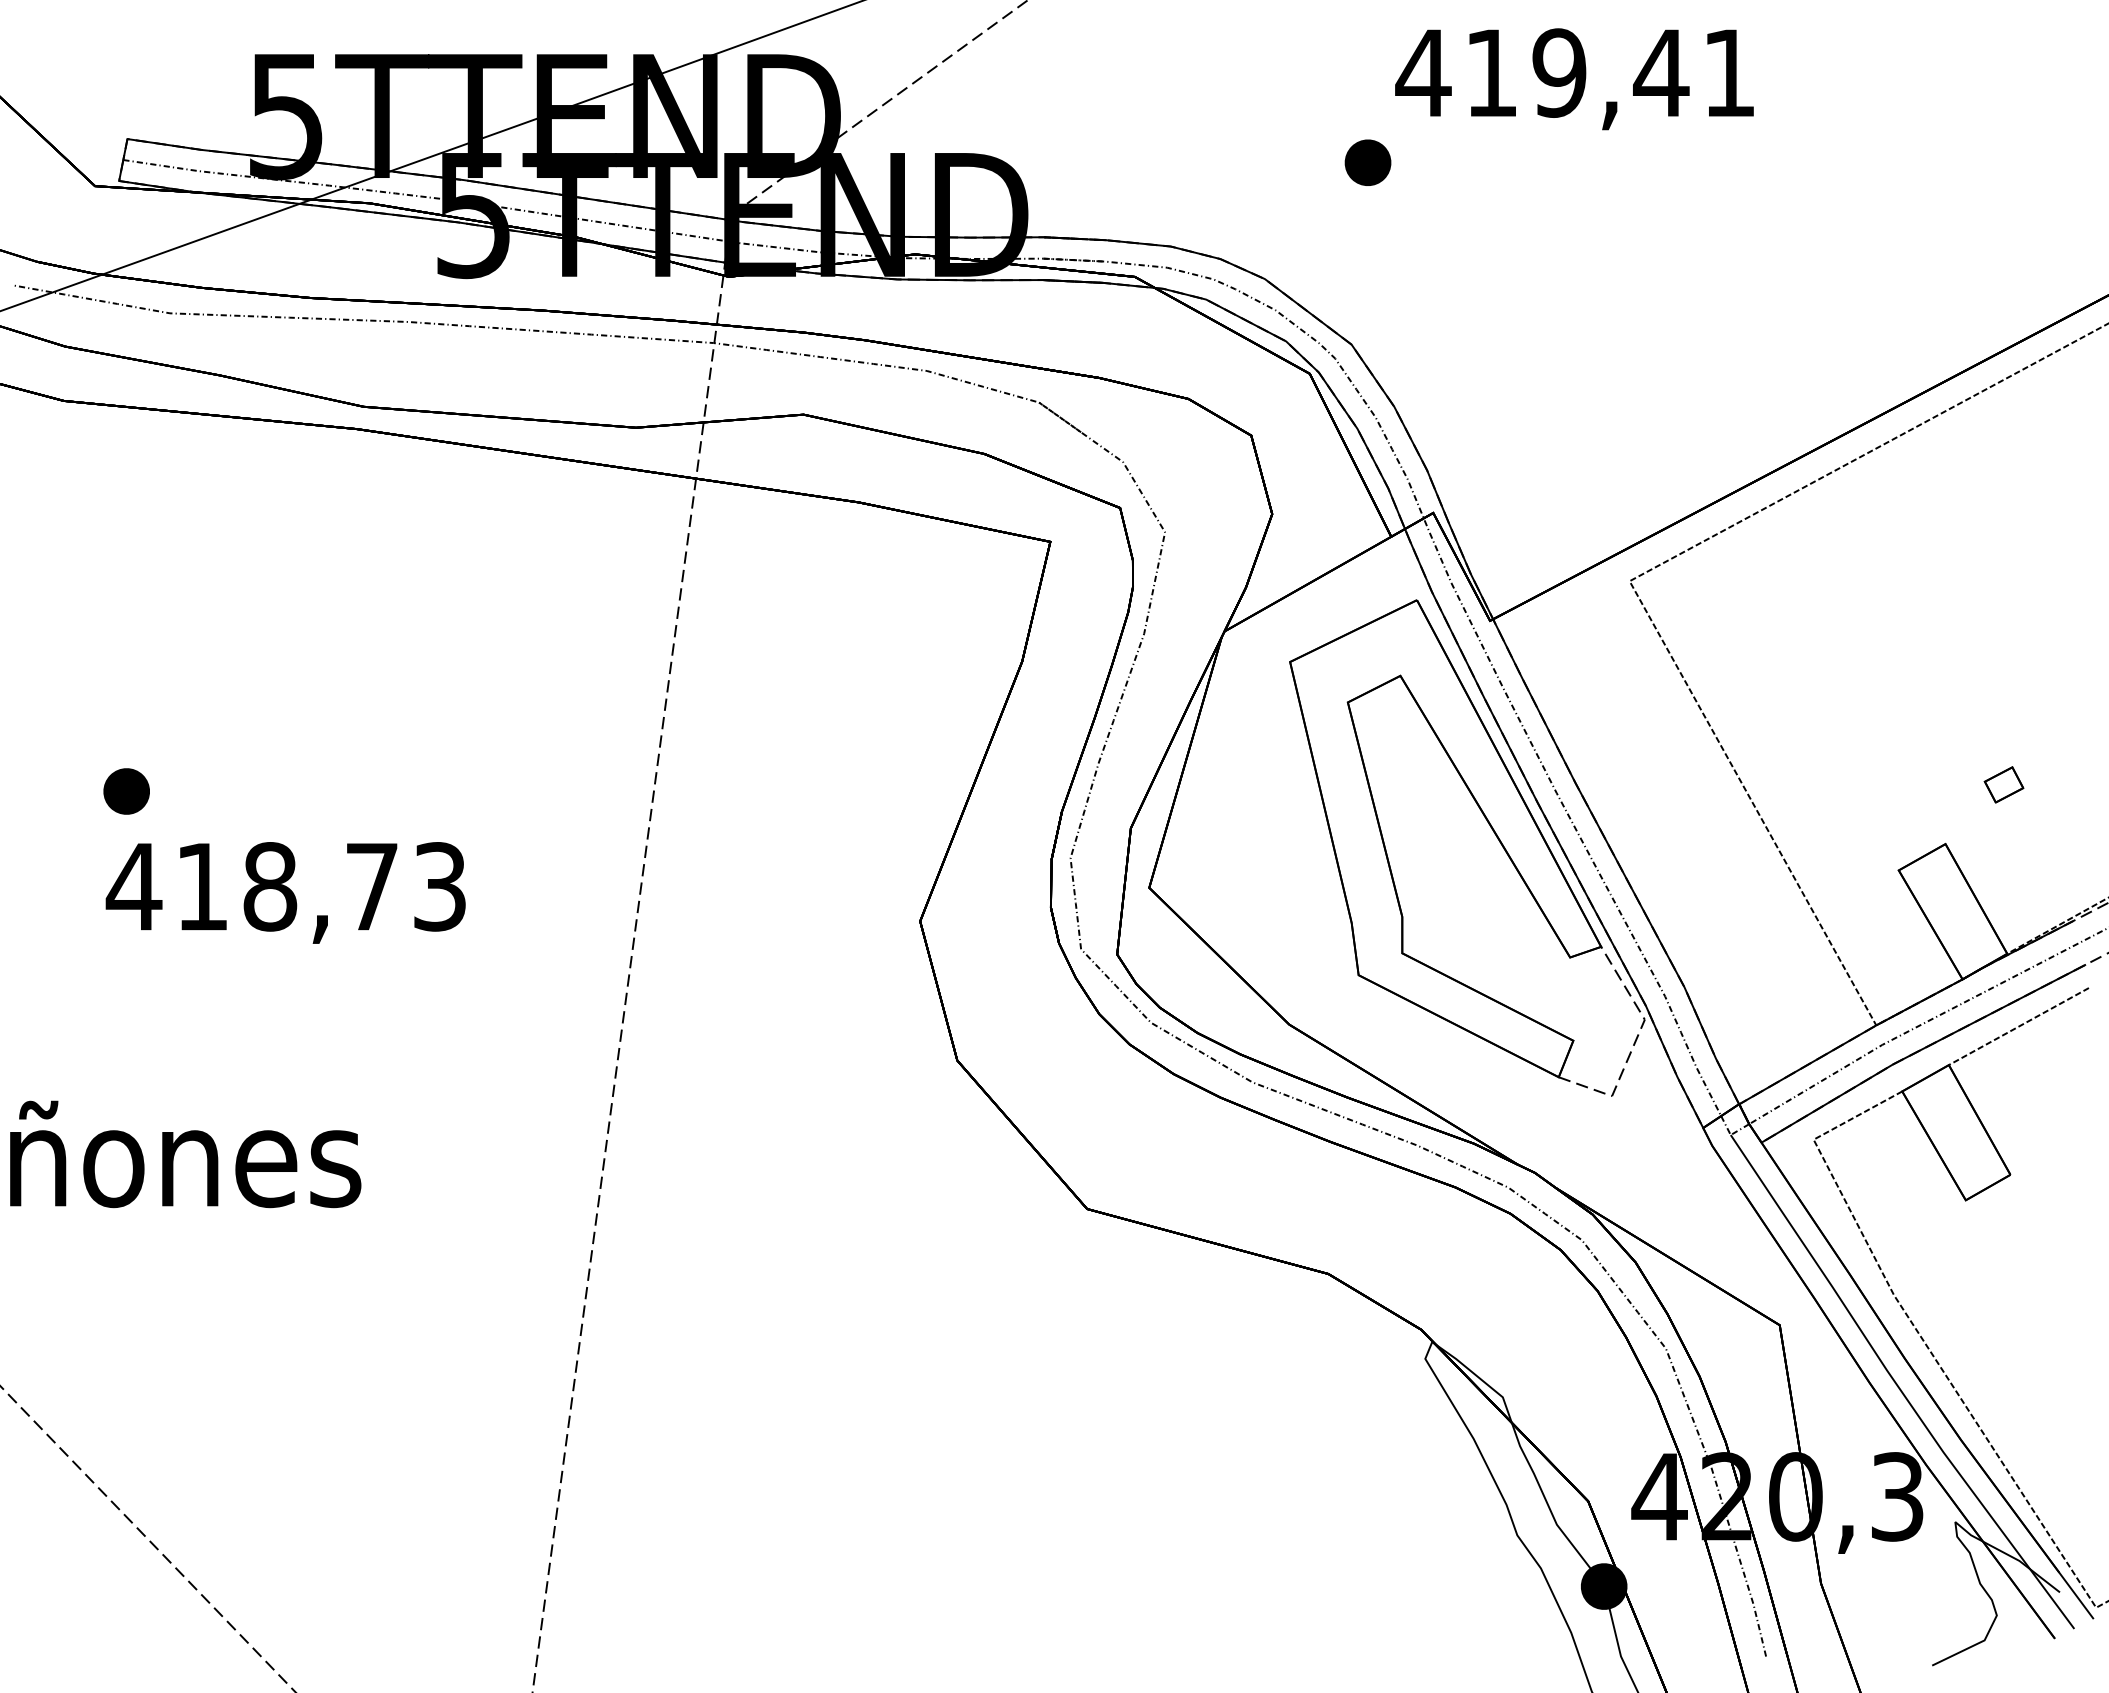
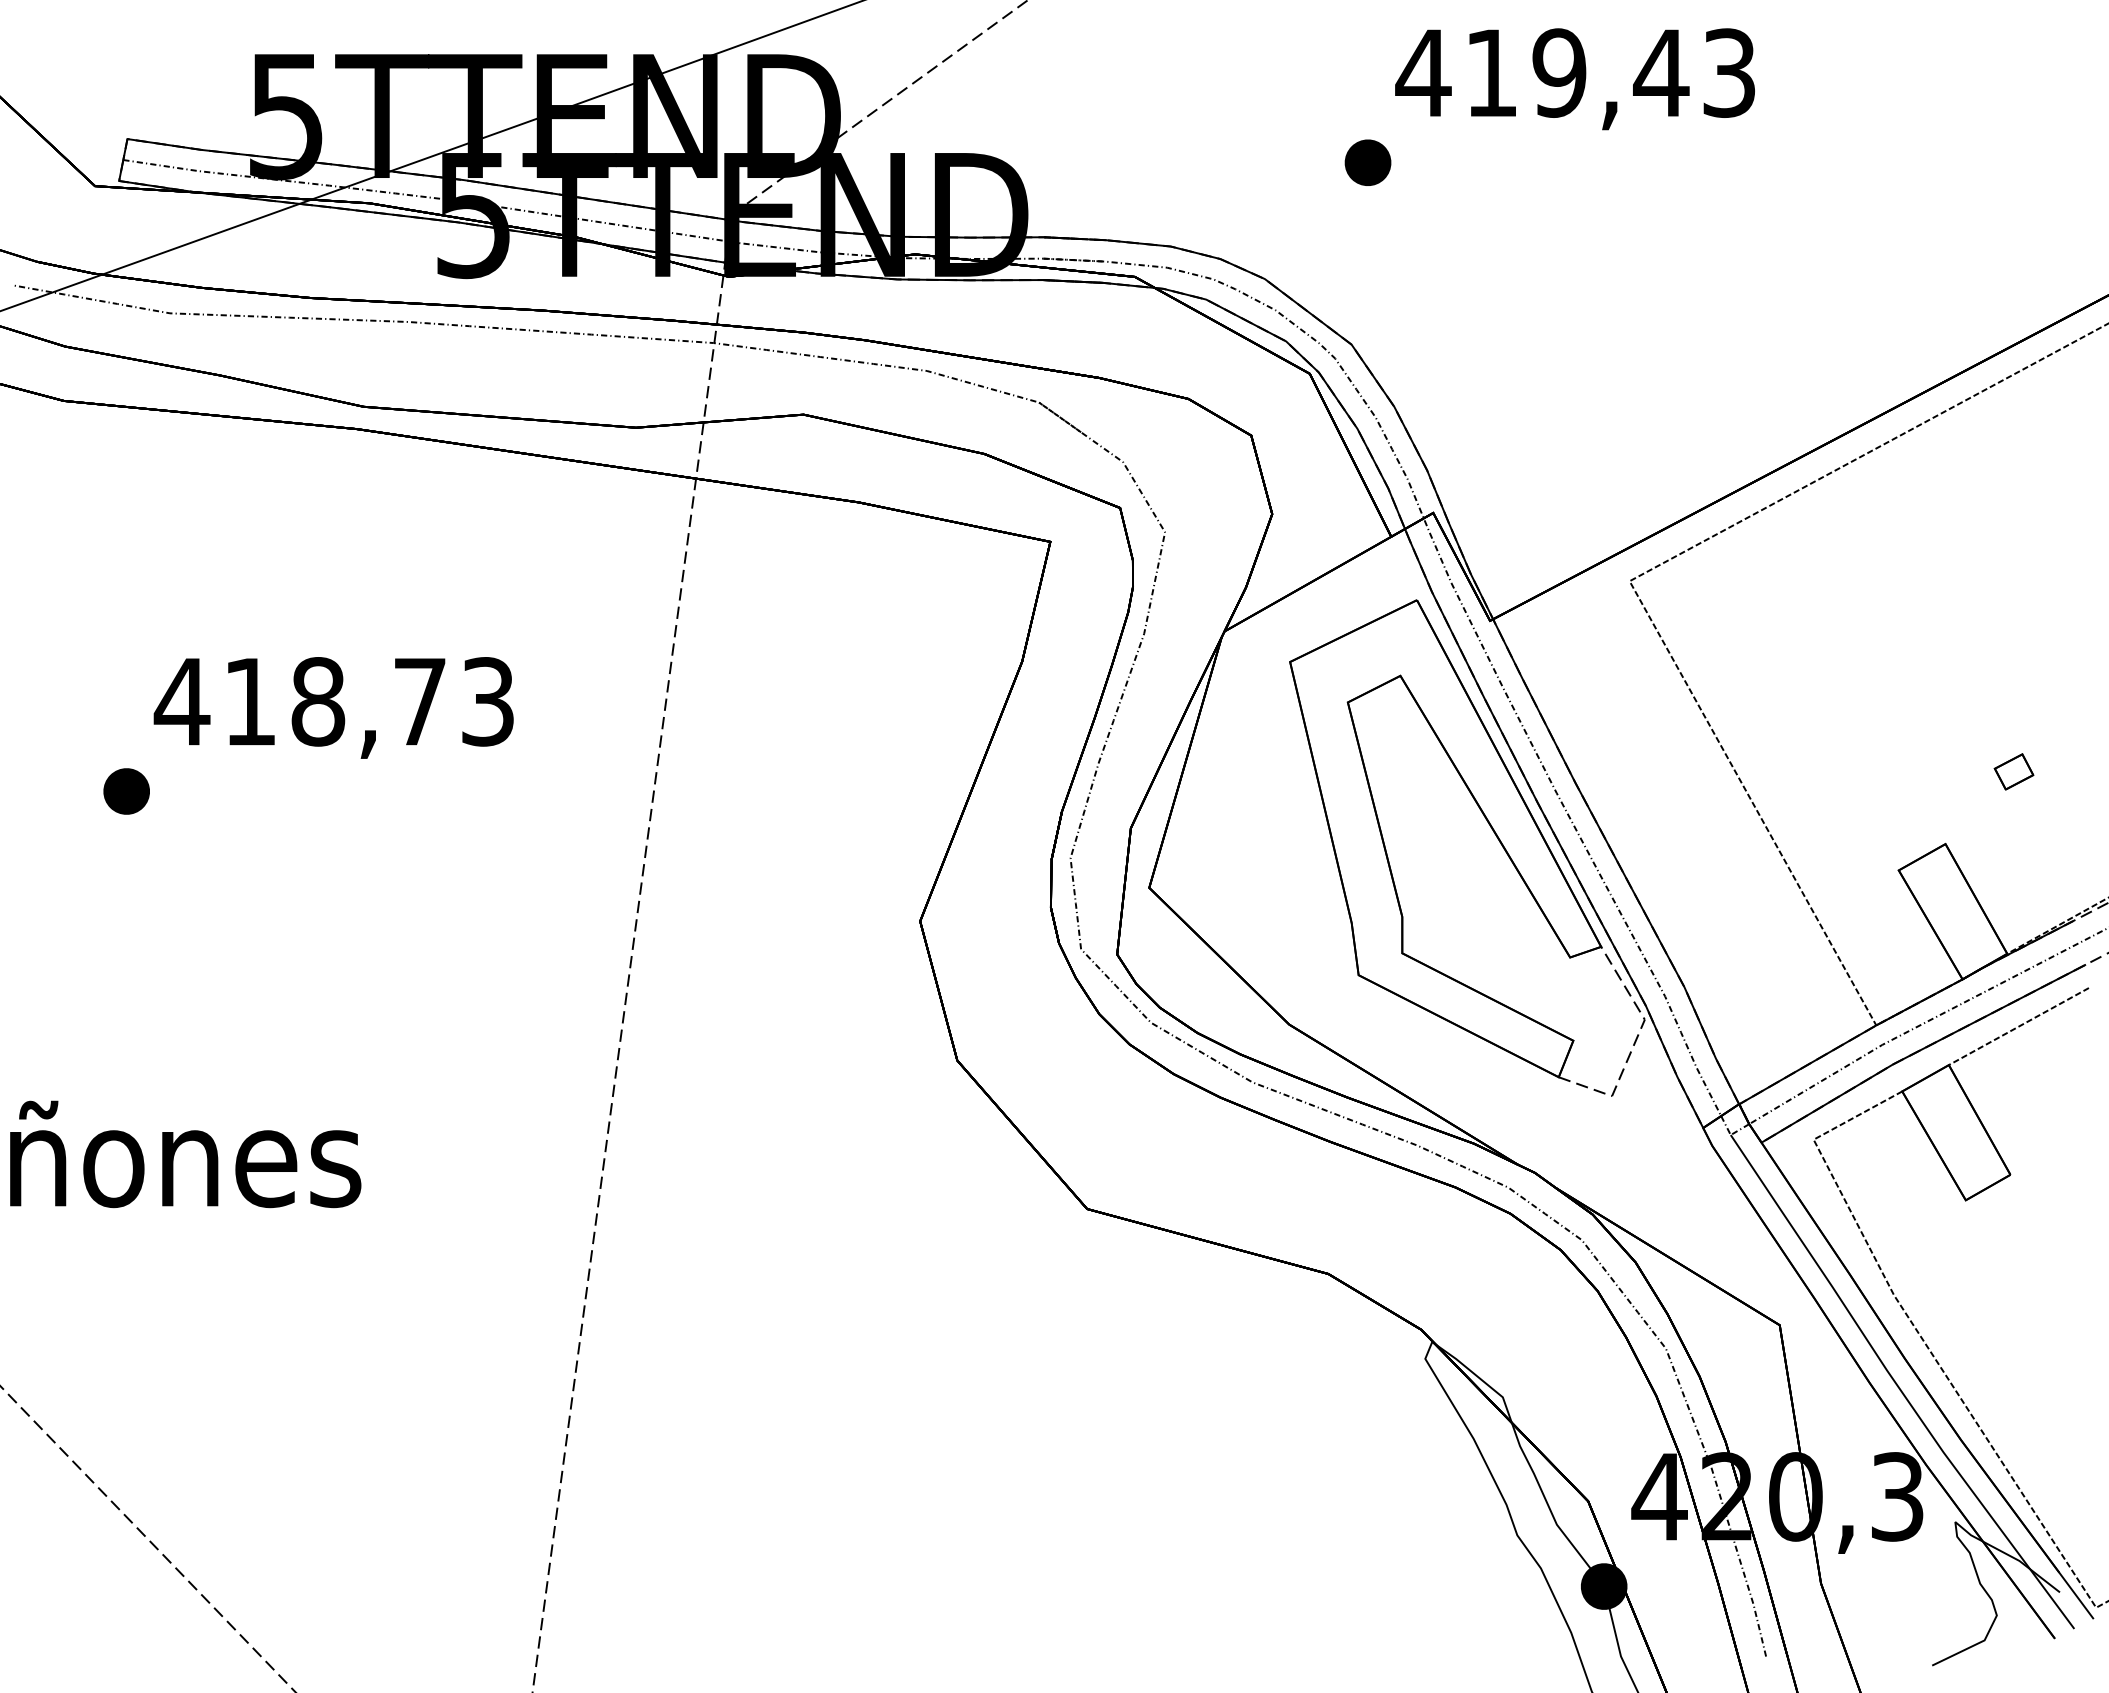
text: 419,41 -> 419,43 (1728, 72)
part position: (2003, 784) -> (2013, 771) (2013, 771)
text position: (285, 892) -> (333, 707) (333, 707)
